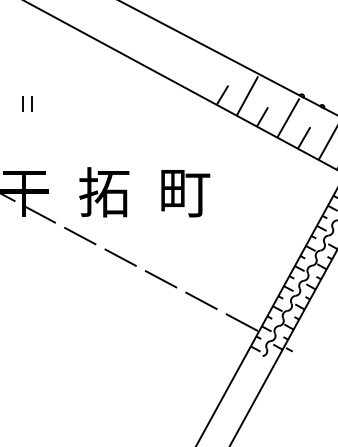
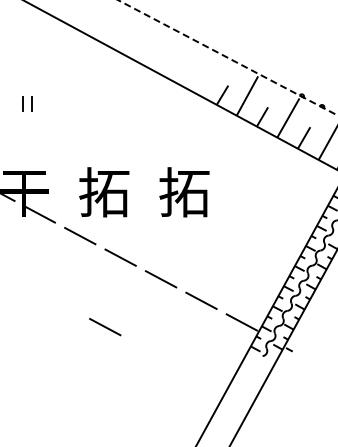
line: solid -> dashed (227, 57)
text: 町 -> 拓 (184, 192)
line: none -> present (105, 327)
